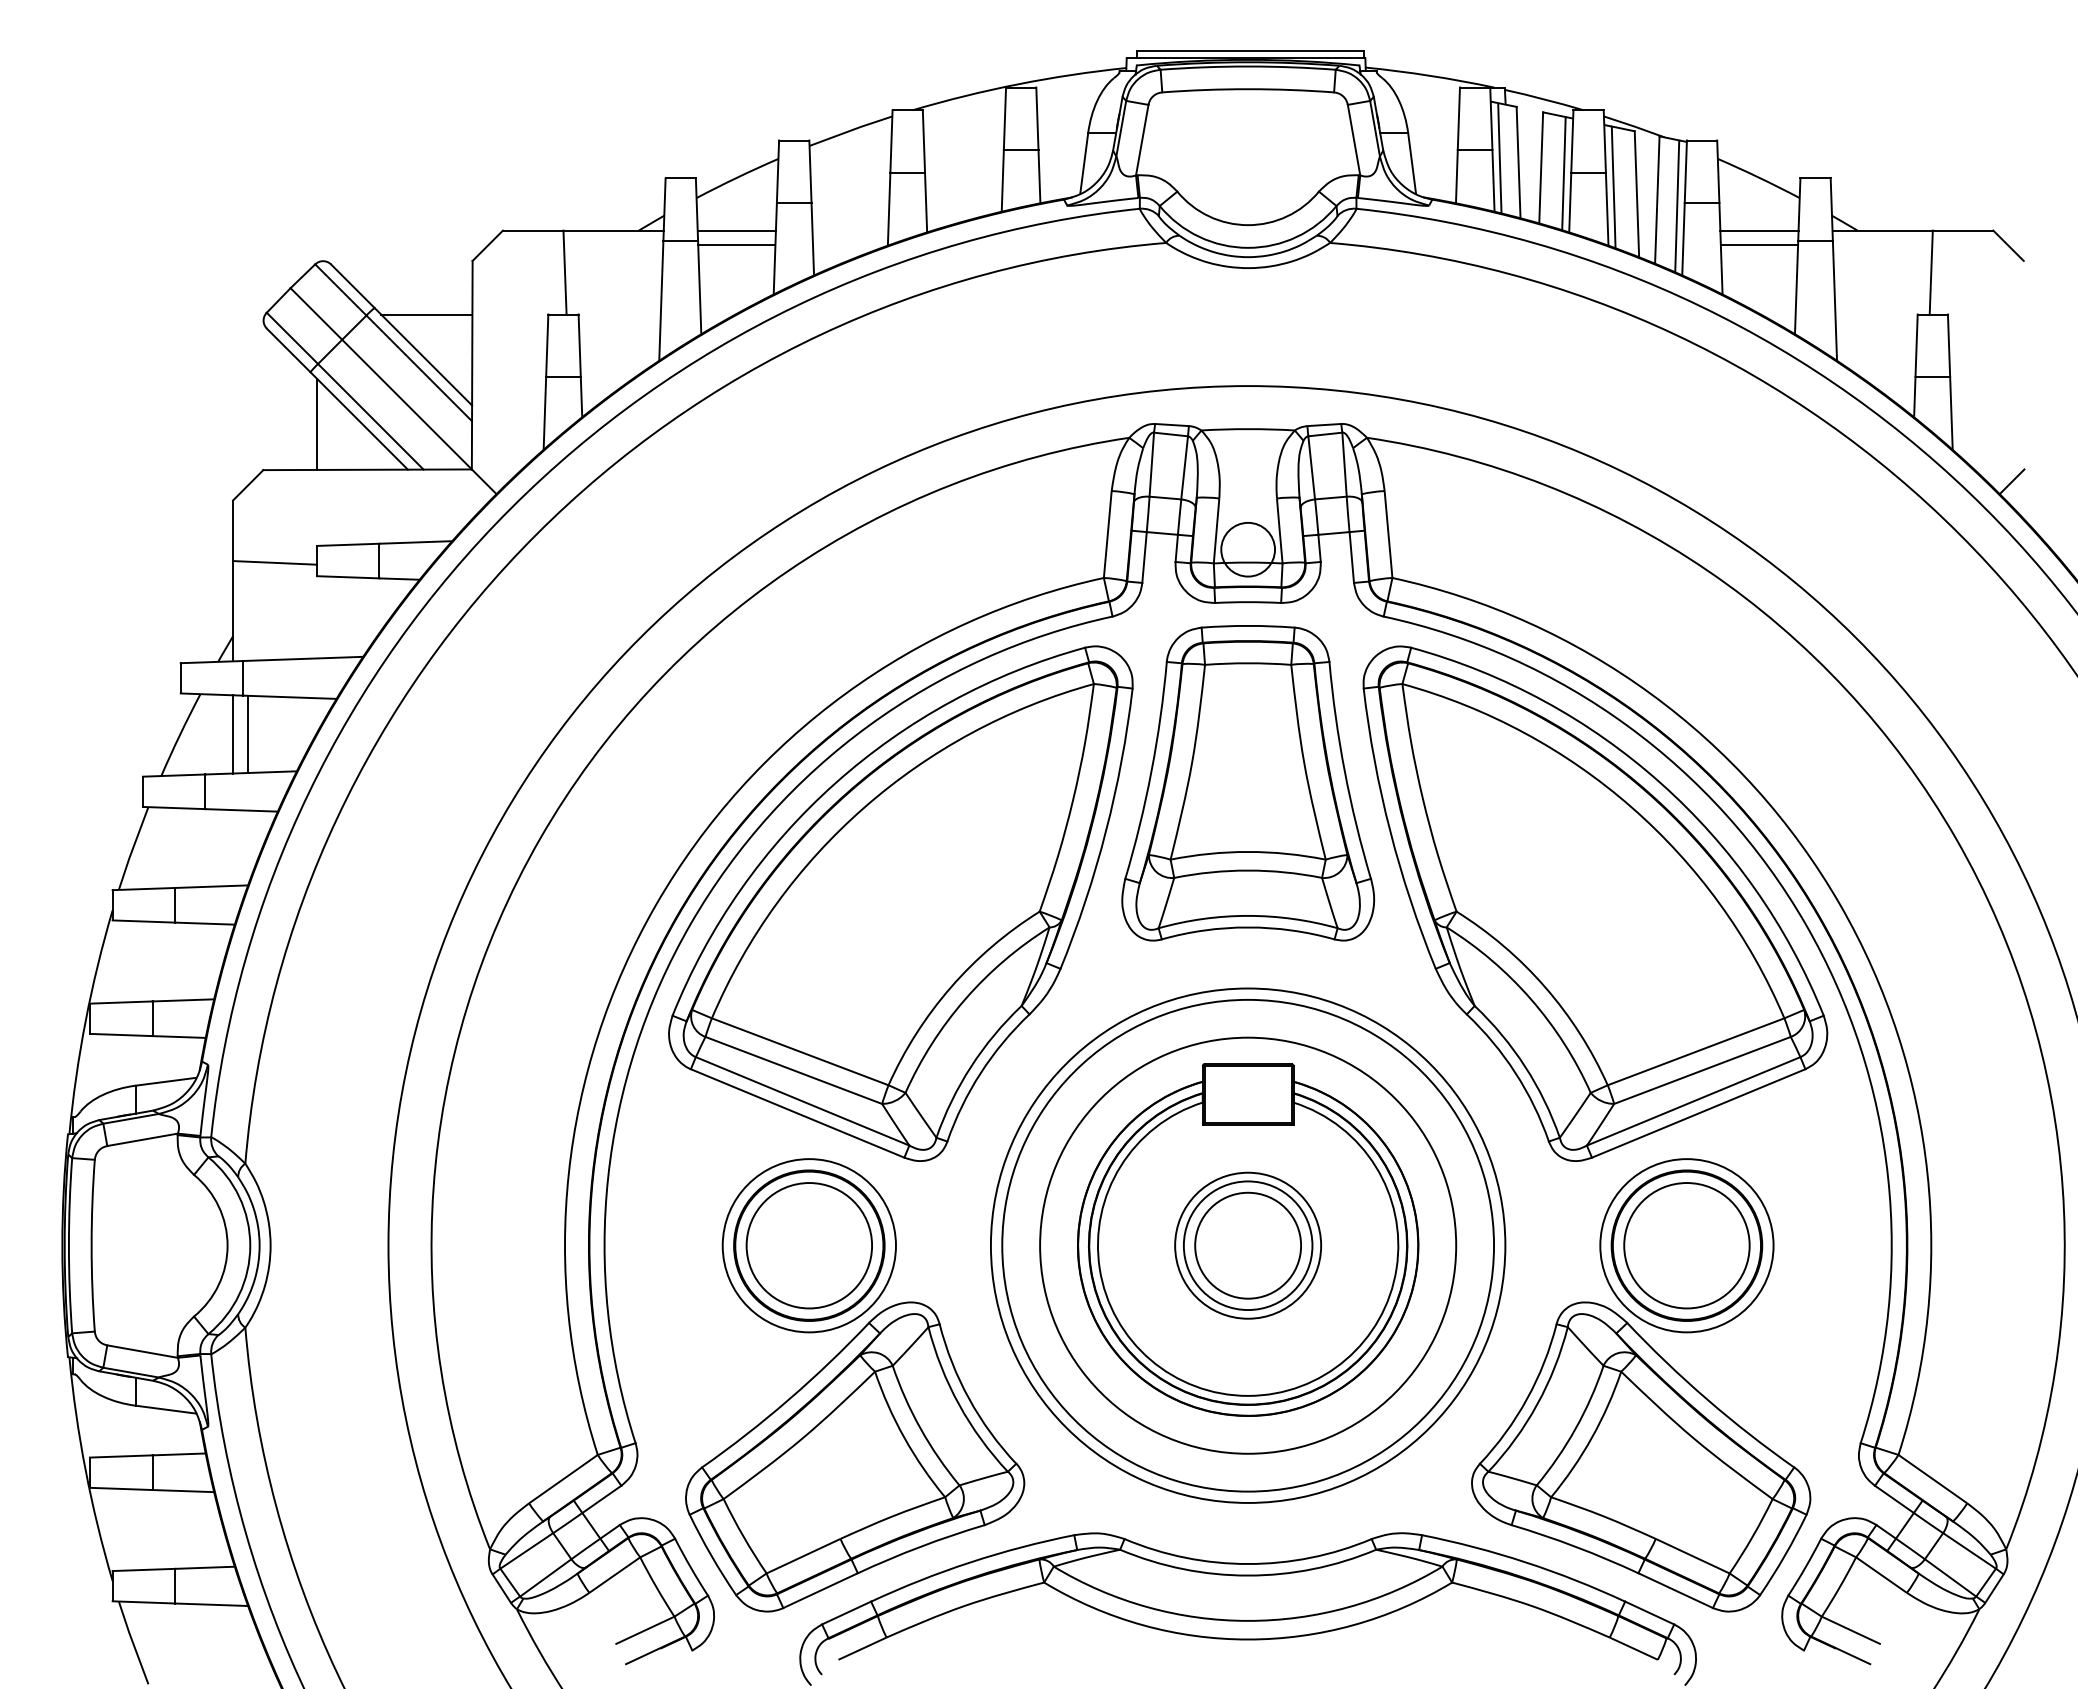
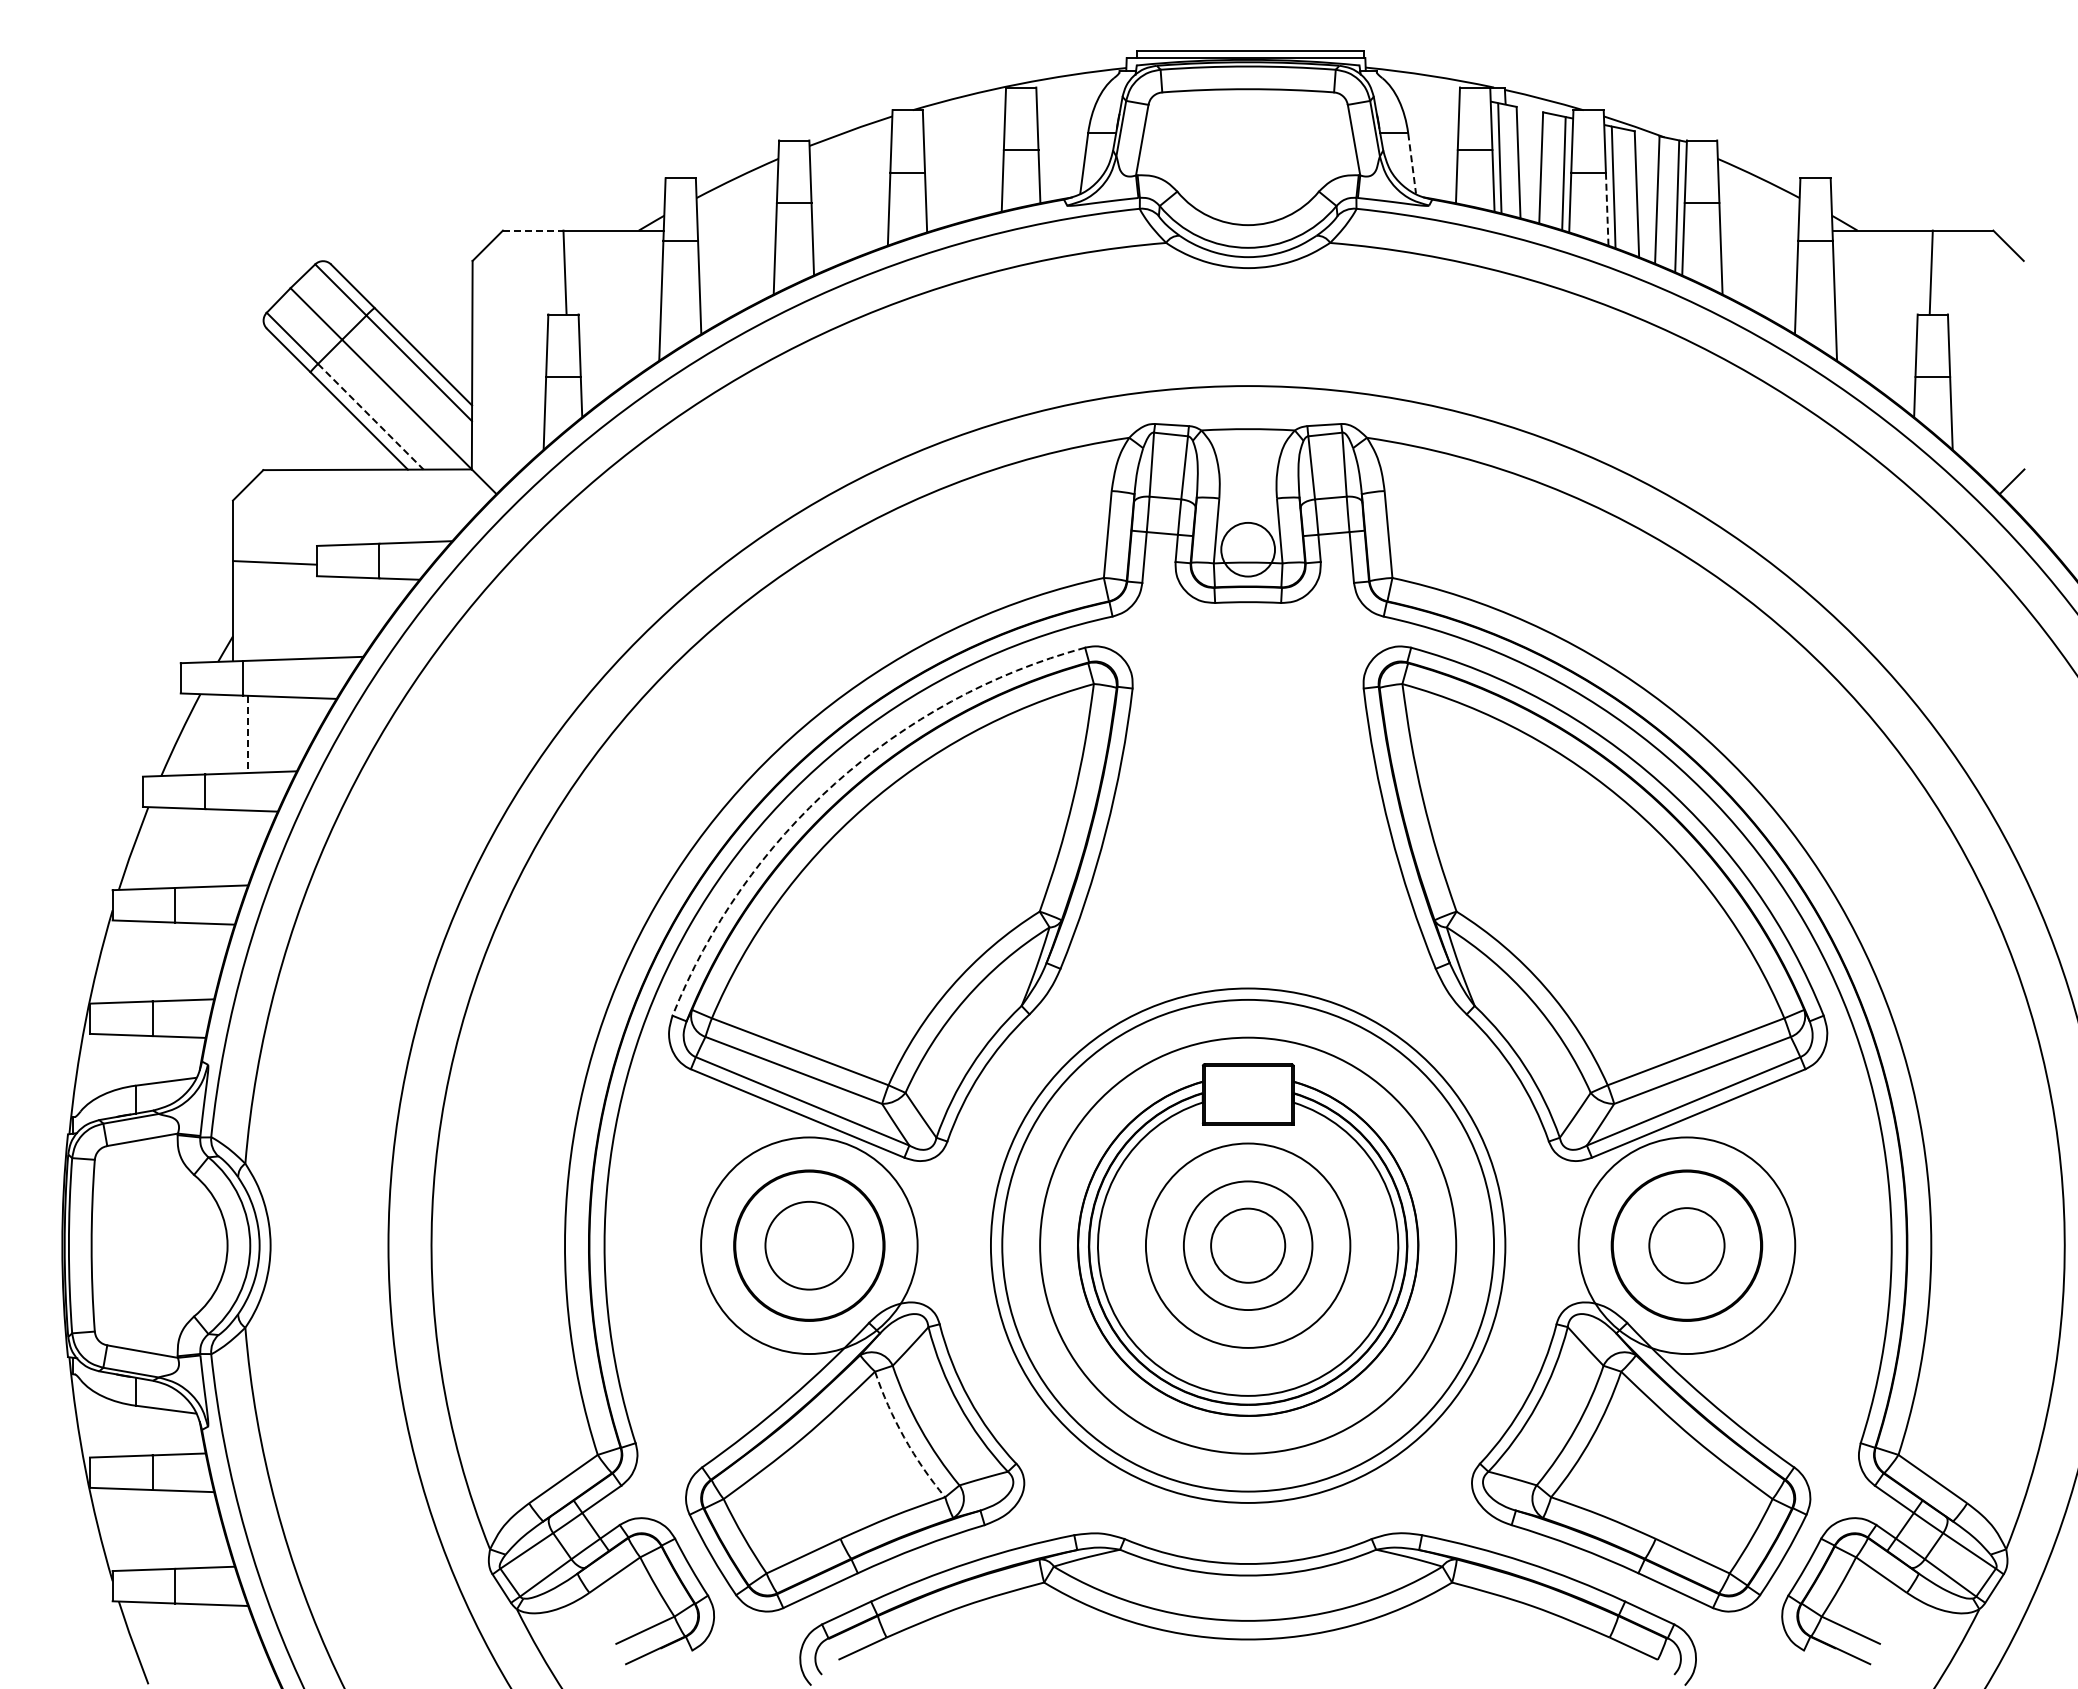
line: solid -> dashed (1412, 164)
line: solid -> dashed (1607, 209)
line: solid -> dashed (533, 230)
line: present -> none (736, 230)
line: present -> none (1759, 230)
line: present -> none (736, 245)
line: present -> none (1759, 245)
line: present -> none (426, 314)
line: solid -> dashed (370, 416)
line: present -> none (316, 423)
line: present -> none (233, 734)
line: solid -> dashed (247, 734)
arc: solid -> dashed (835, 783)
part: present -> none (1248, 783)
circle diameter: 173 px -> 217 px (809, 1245)
circle diameter: 125 px -> 88 px (809, 1245)
circle diameter: 106 px -> 74 px (1248, 1245)
circle diameter: 146 px -> 204 px (1247, 1245)
circle diameter: 125 px -> 75 px (1686, 1245)
circle diameter: 173 px -> 217 px (1686, 1245)
arc: solid -> dashed (904, 1437)
